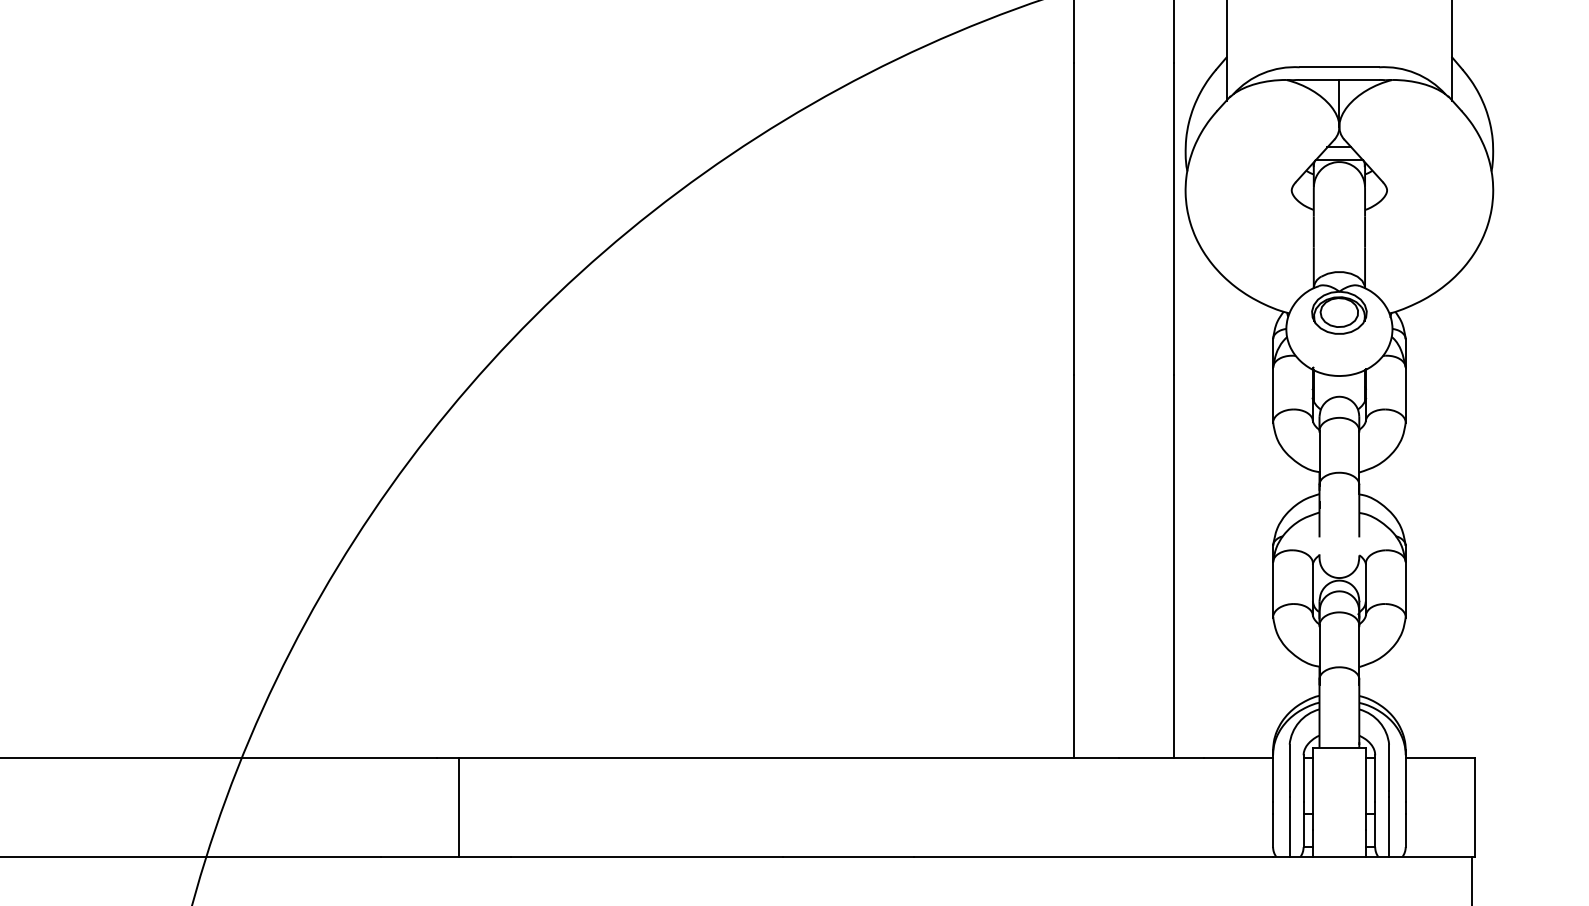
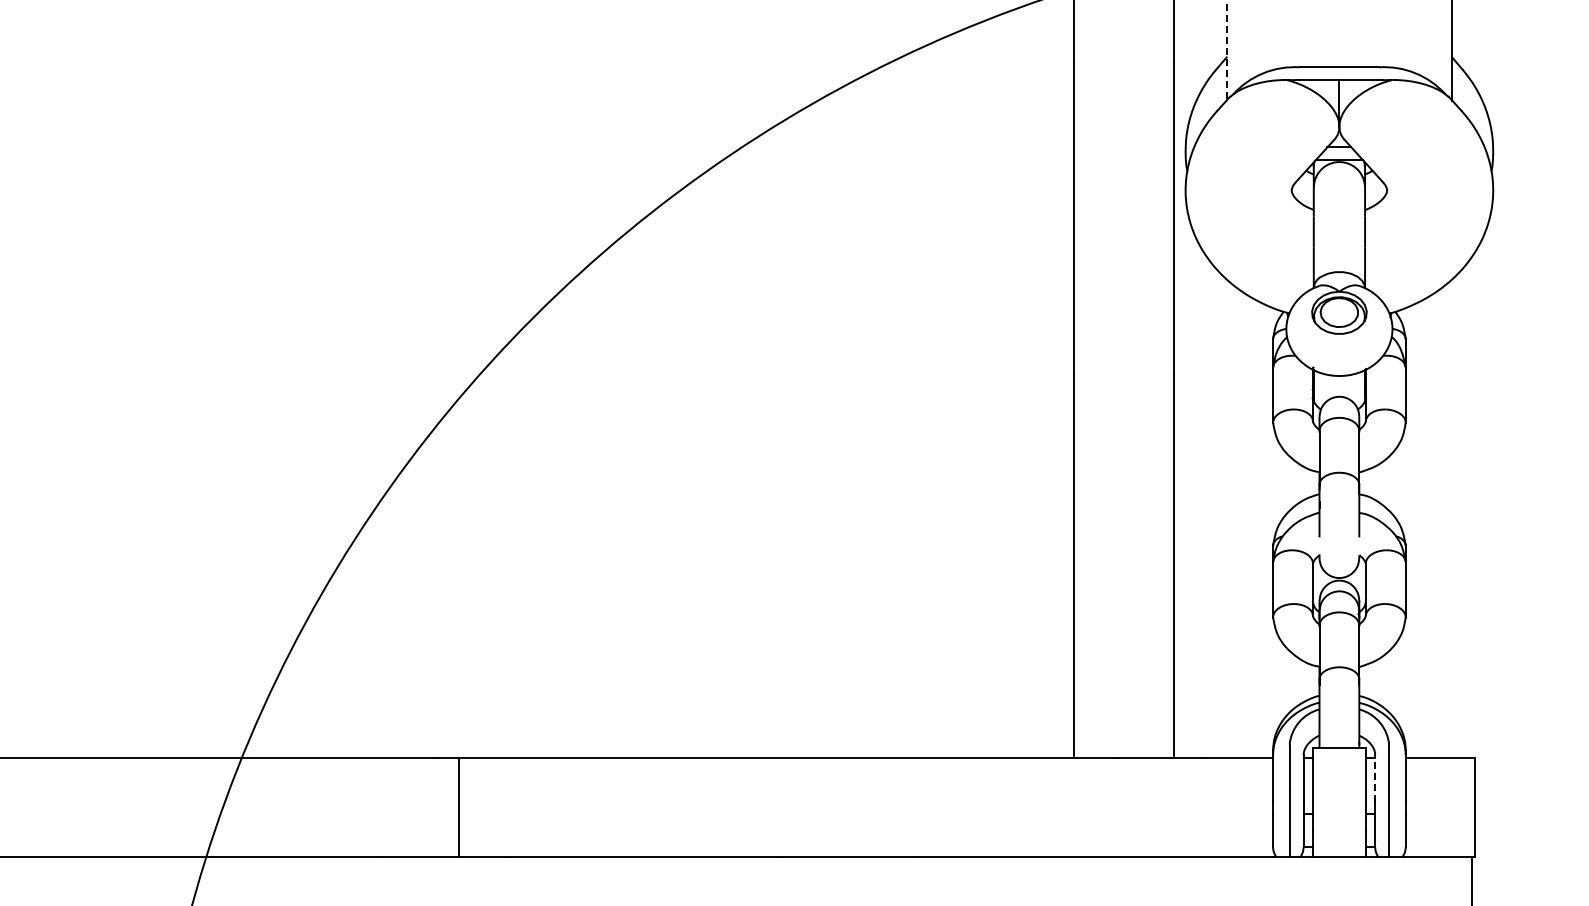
line: solid -> dashed (1226, 50)
line: solid -> dashed (1375, 777)
